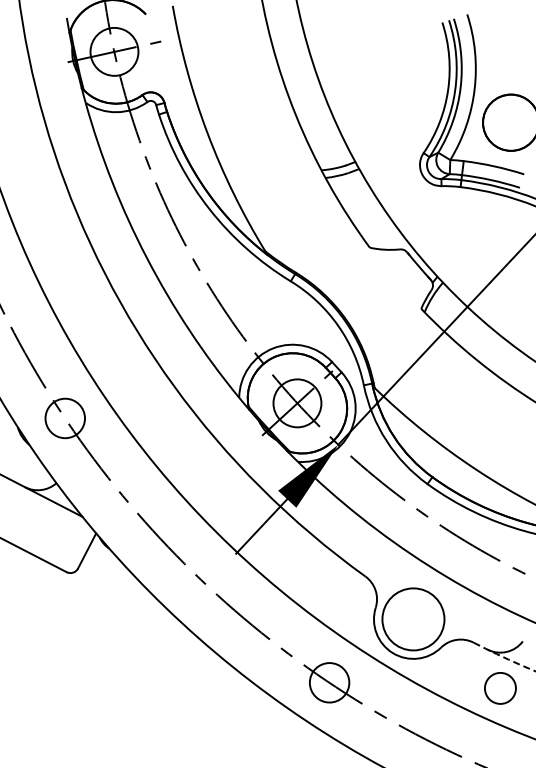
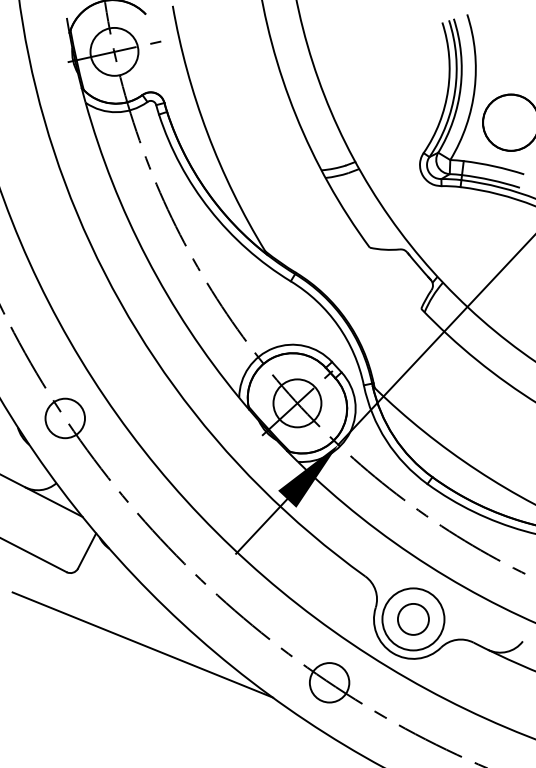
line: none -> present (142, 644)
arc: dashed -> solid (504, 657)
circle position: (500, 688) -> (413, 619) (413, 619)
